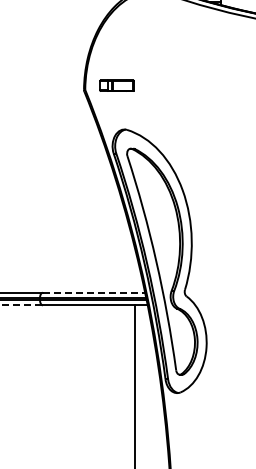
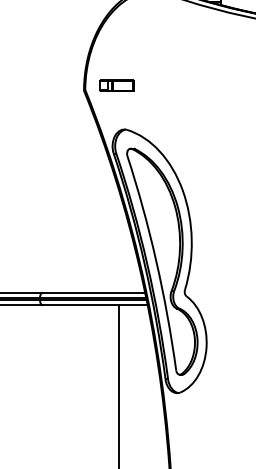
line: dashed -> solid (94, 292)
line: dashed -> solid (21, 305)
line position: (135, 385) -> (119, 385) (119, 385)
